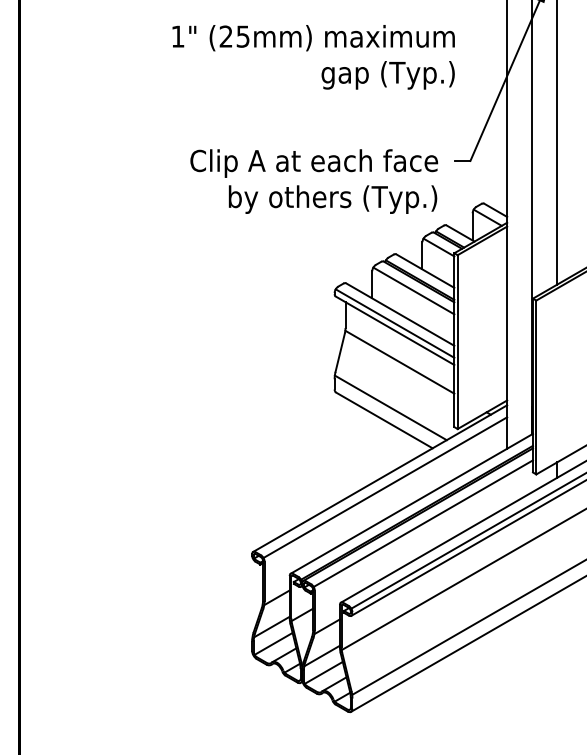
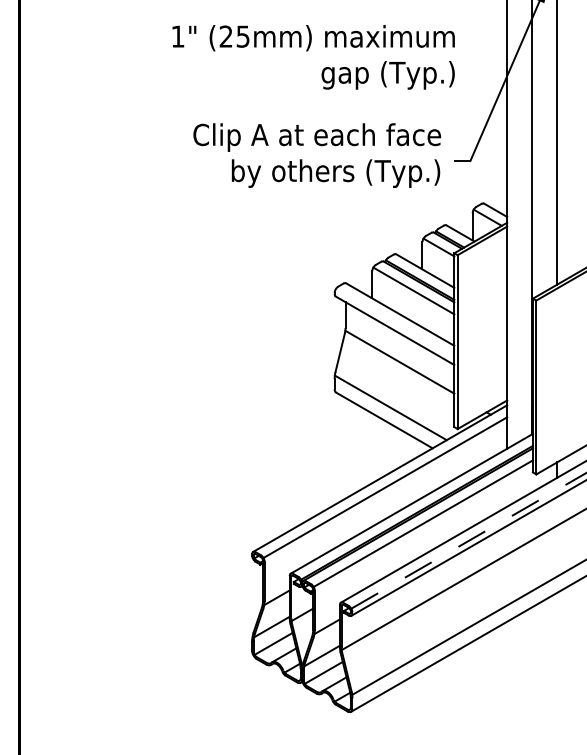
text position: (314, 181) -> (317, 155) (317, 155)
line: present -> none (394, 323)
line: solid -> dashed (468, 540)
